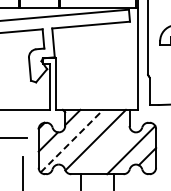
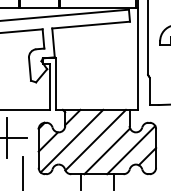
line: none -> present (6, 137)
line: dashed -> solid (72, 140)
line: none -> present (107, 151)
